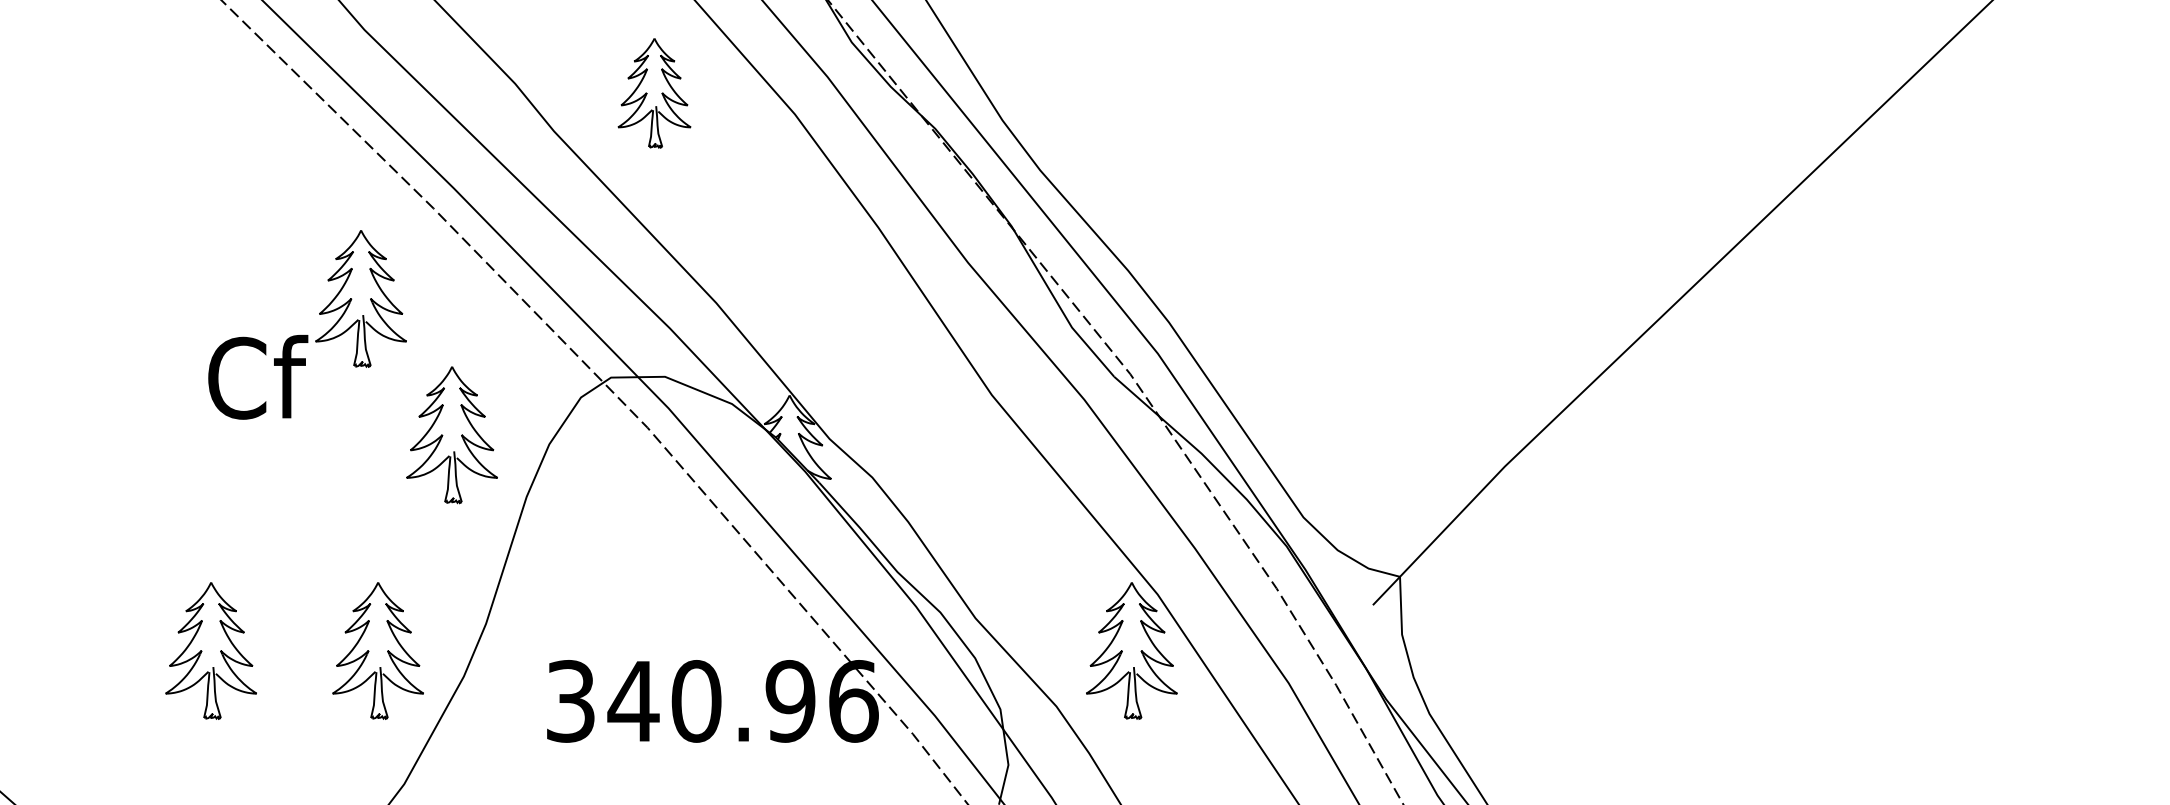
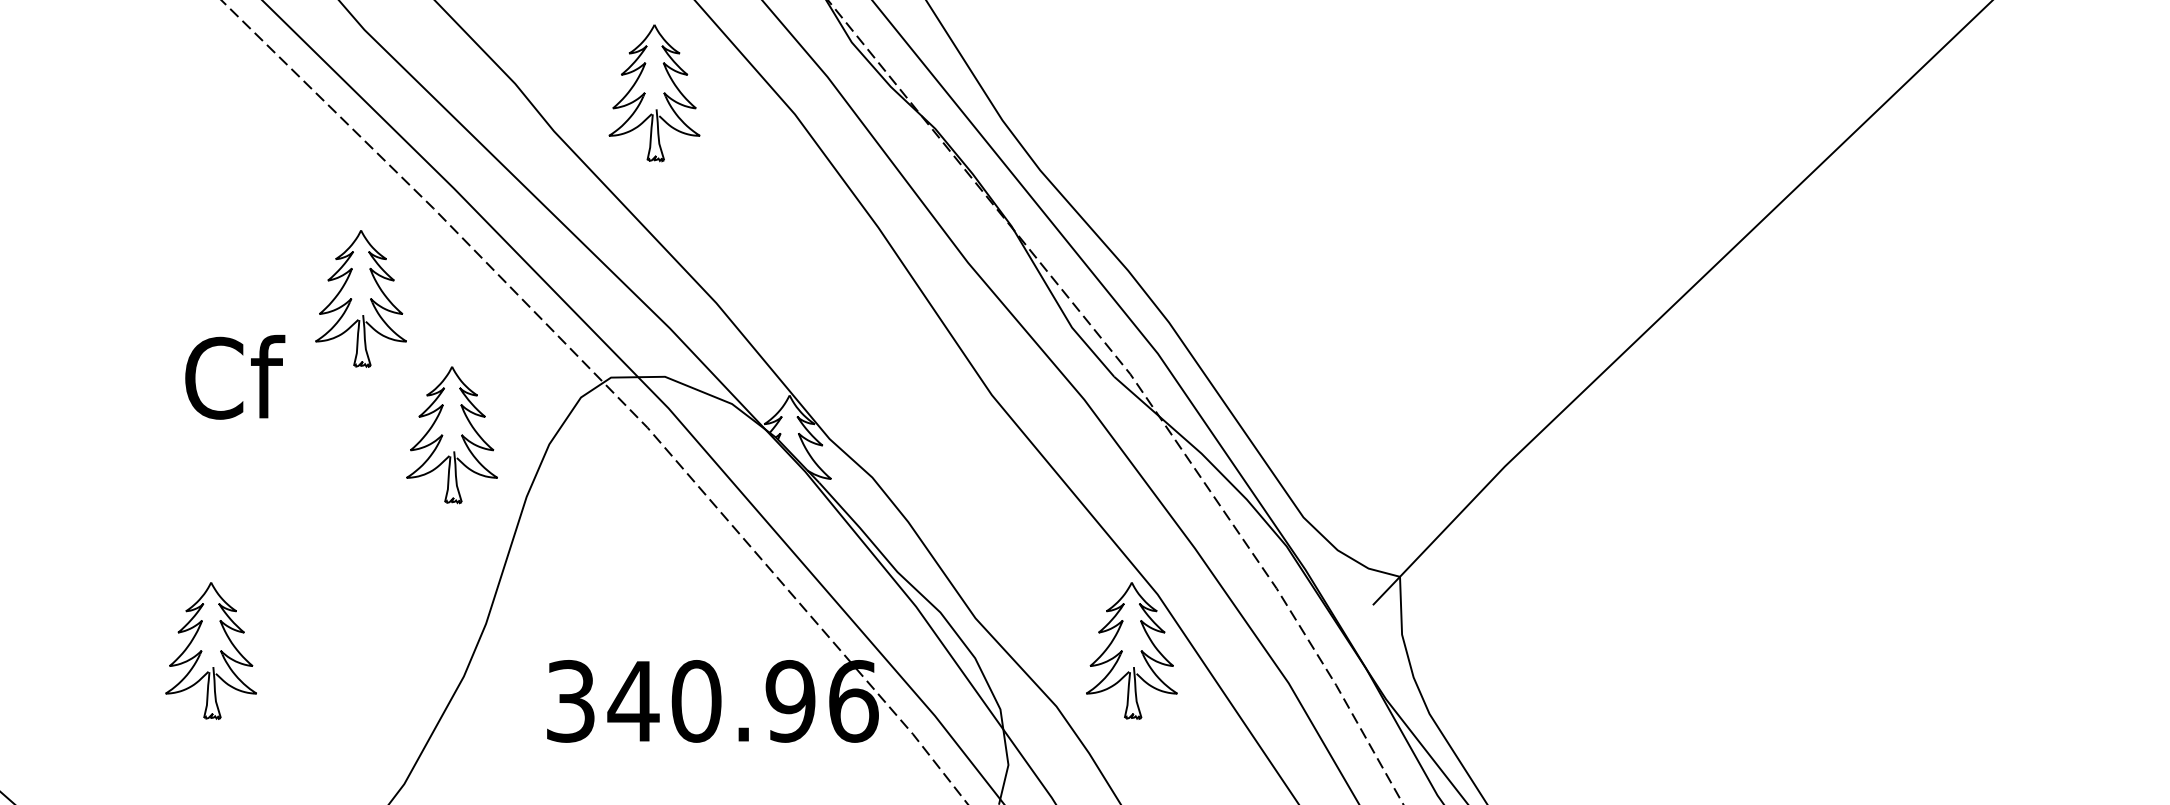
part size: 75x111 px -> 93x139 px (654, 93)
text position: (258, 377) -> (235, 377) (235, 377)
part: present -> none (377, 650)
